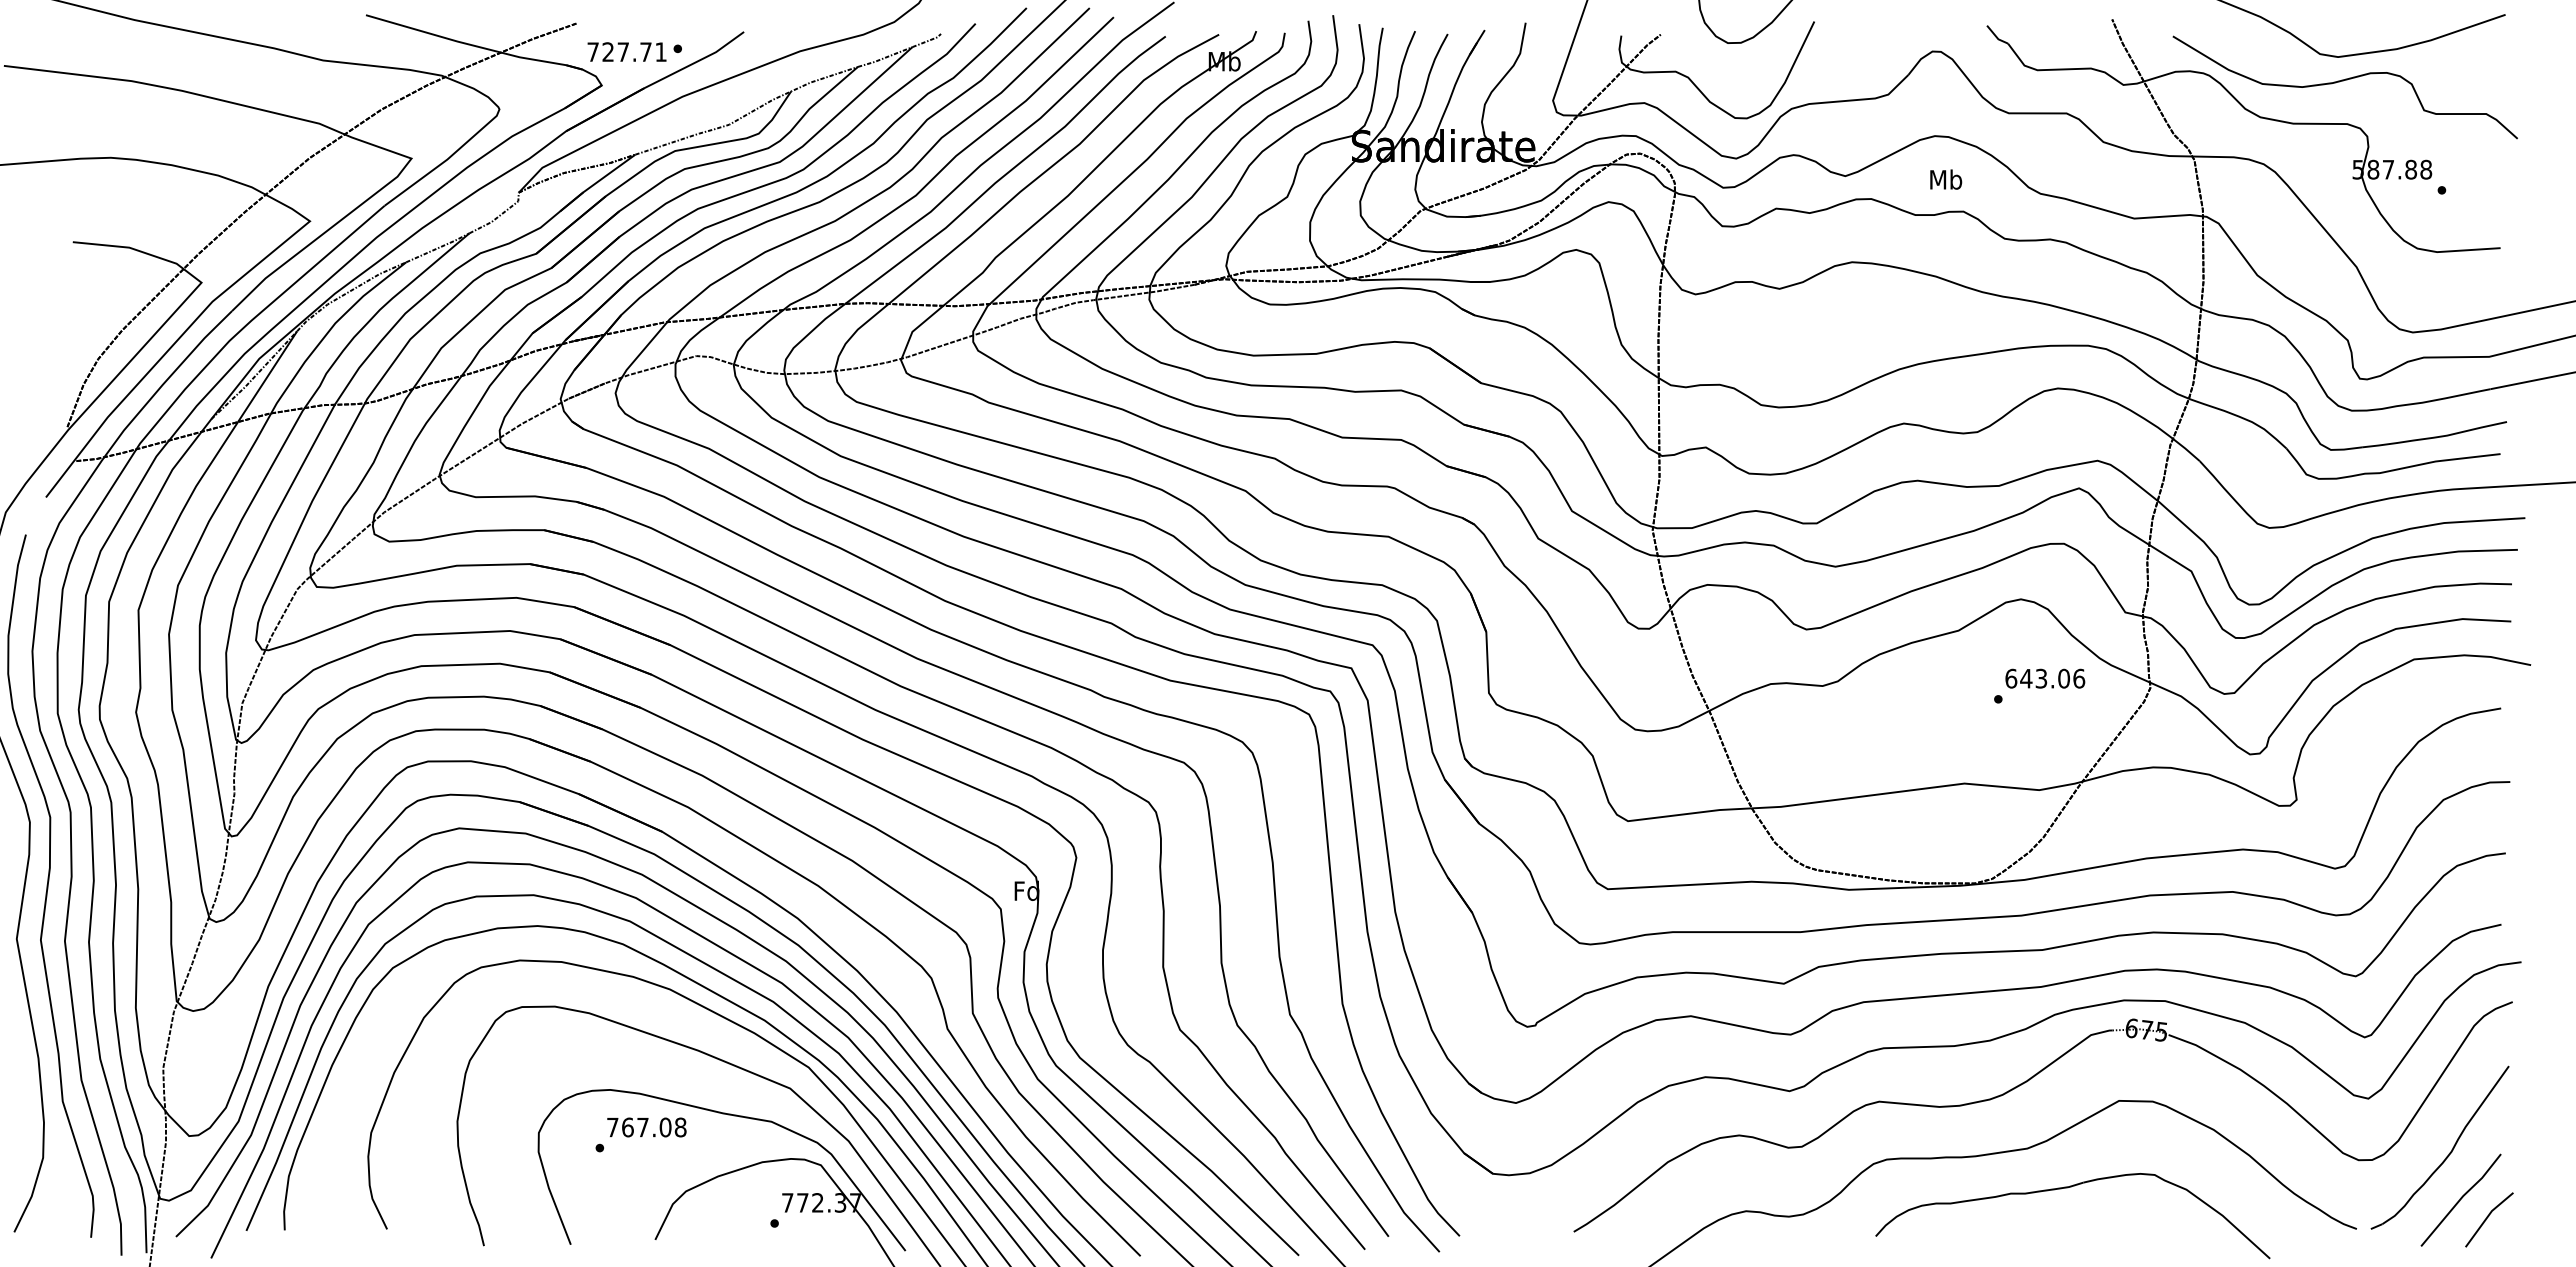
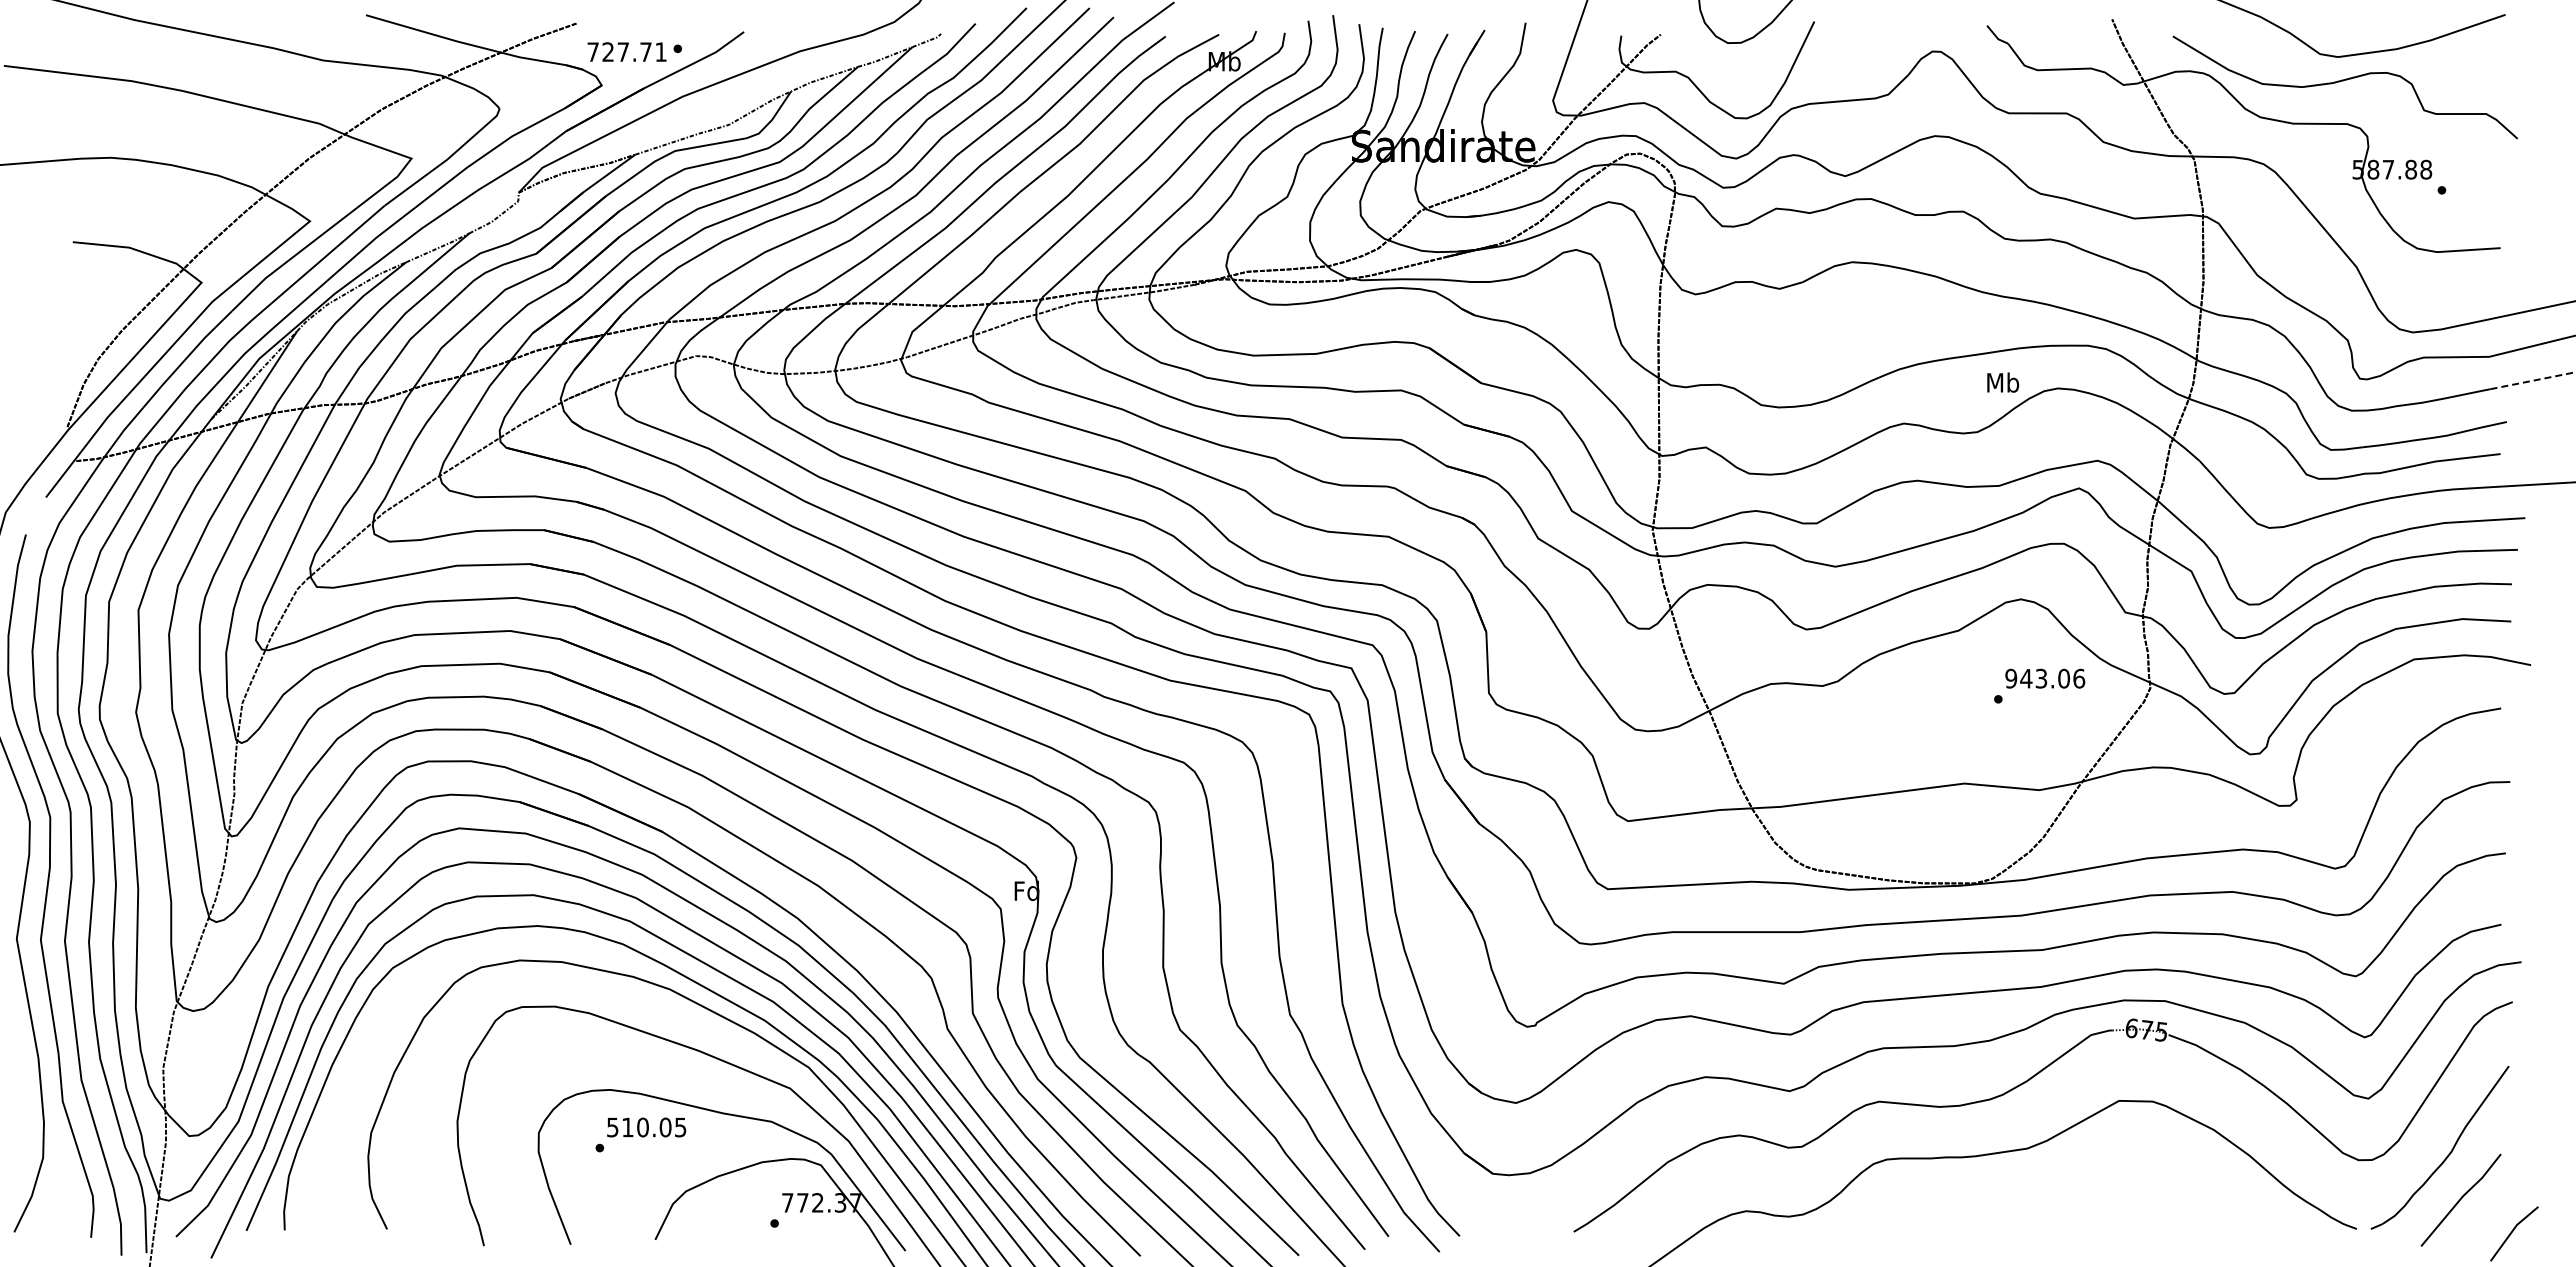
text position: (1946, 179) -> (2003, 382) (2003, 382)
line: solid -> dashed (2533, 380)
text: 643.06 -> 943.06 (2011, 678)
text: 767.08 -> 510.05 (646, 1127)
part: present -> none (2067, 1188)
line position: (2488, 1217) -> (2513, 1231) (2513, 1231)
